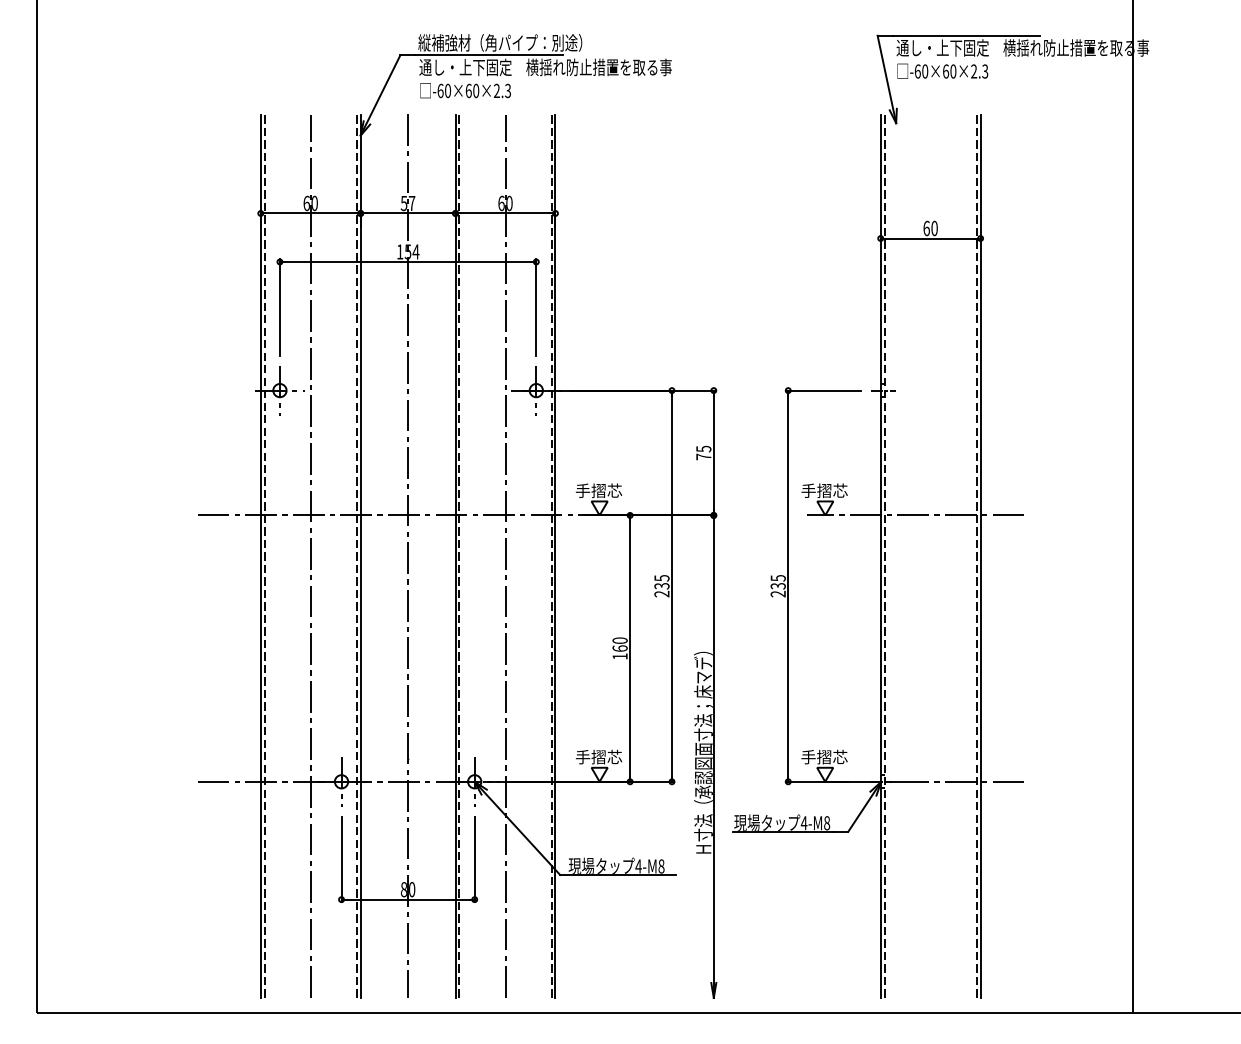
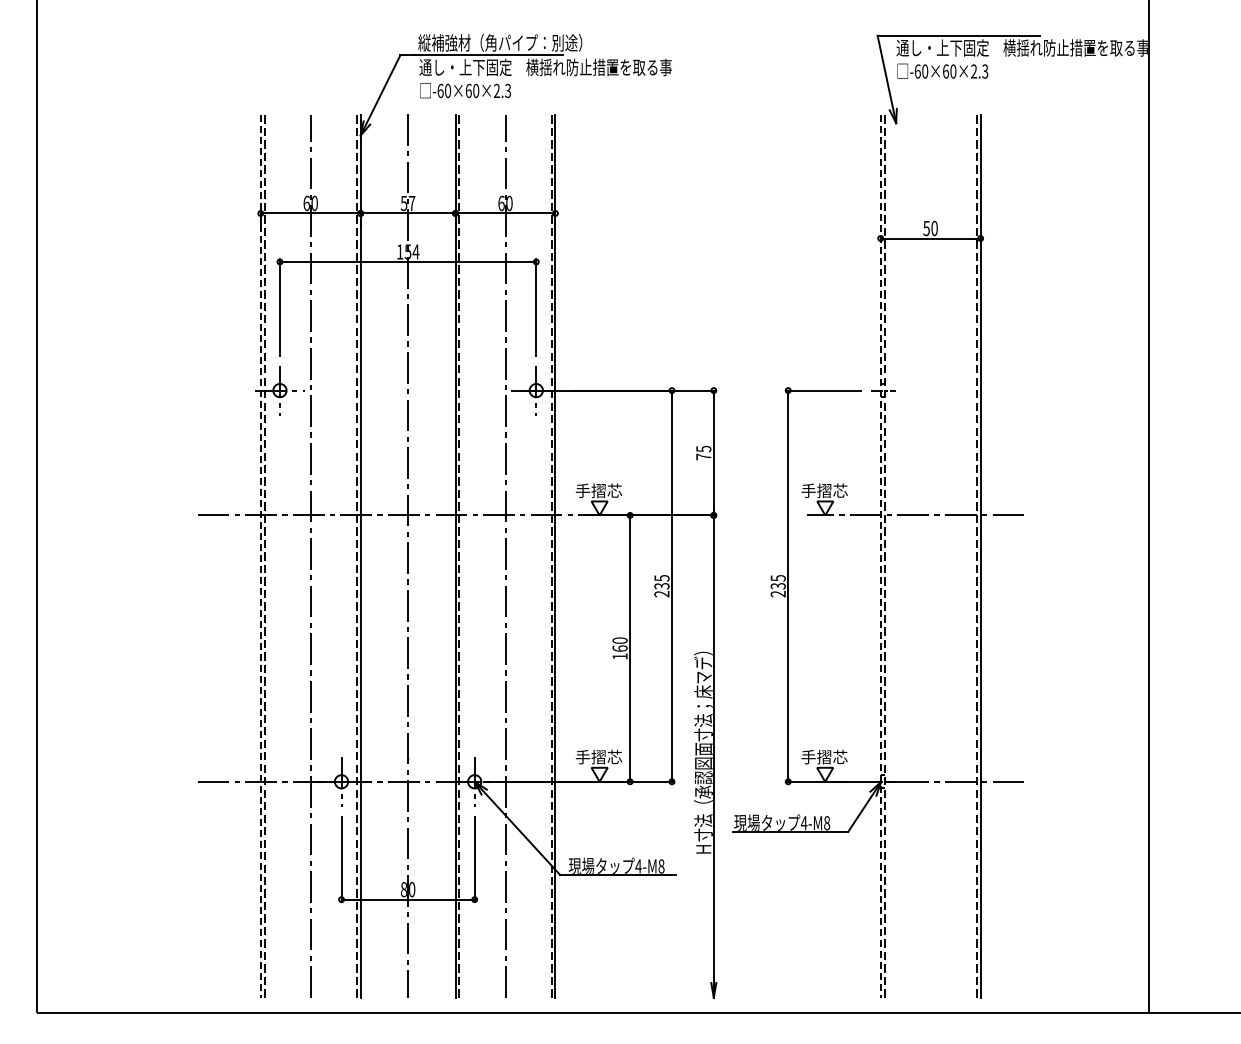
text: 60 -> 50 (926, 228)
line position: (1132, 507) -> (1148, 507) (1148, 507)
line: solid -> dashed (260, 557)
line: solid -> dashed (880, 557)
